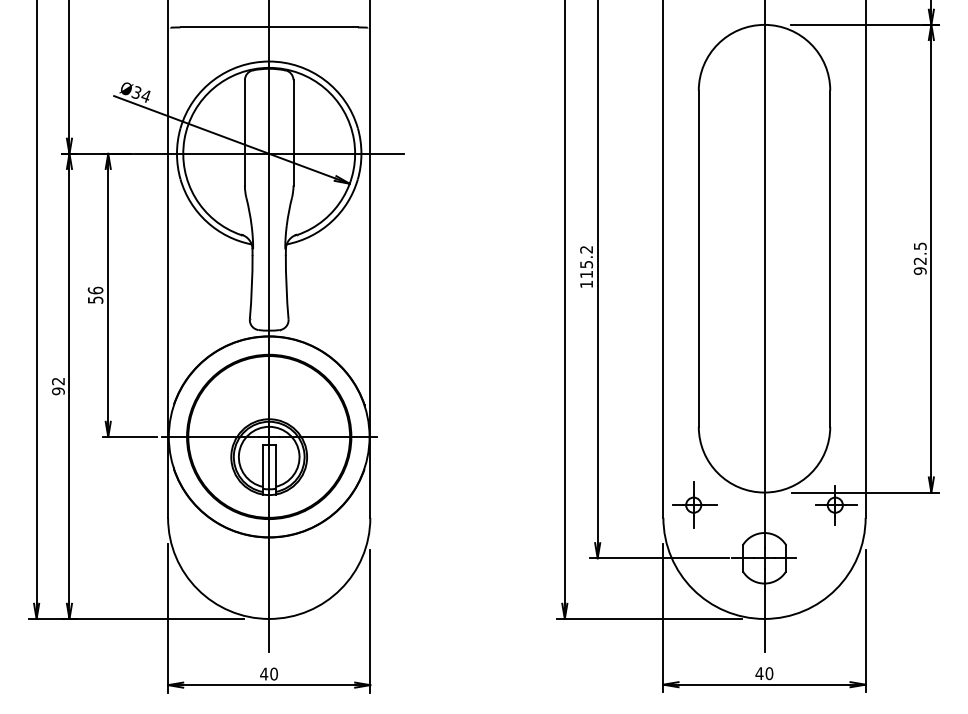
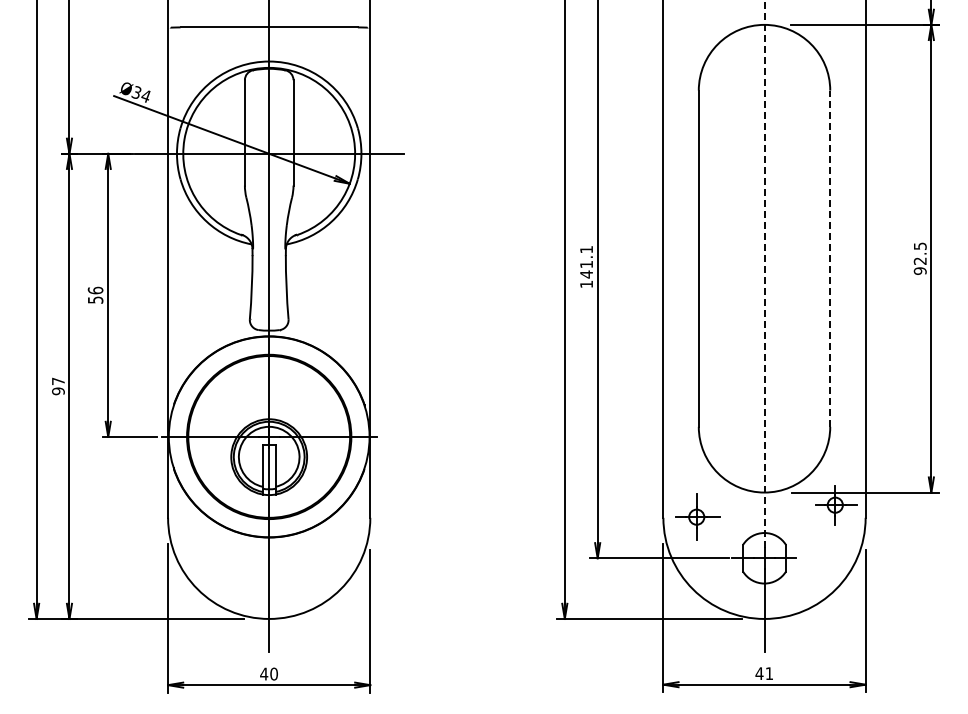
line: solid -> dashed (830, 258)
text: 115.2 -> 141.1 (586, 262)
line: solid -> dashed (764, 274)
text: 92 -> 97 (58, 381)
part position: (694, 504) -> (697, 516) (697, 516)
text: 40 -> 41 (769, 673)
